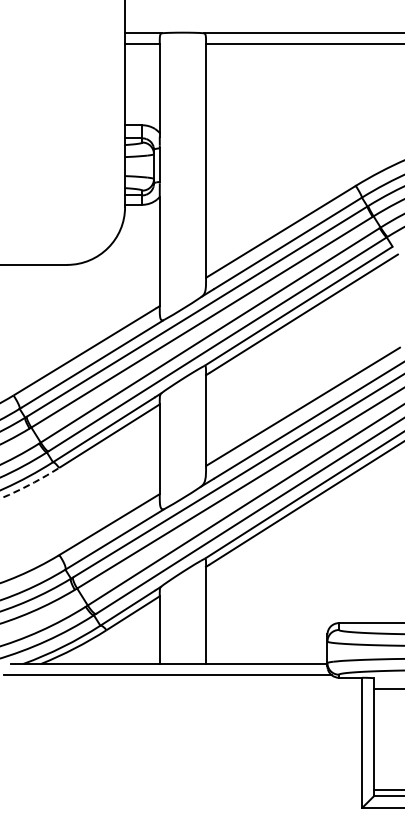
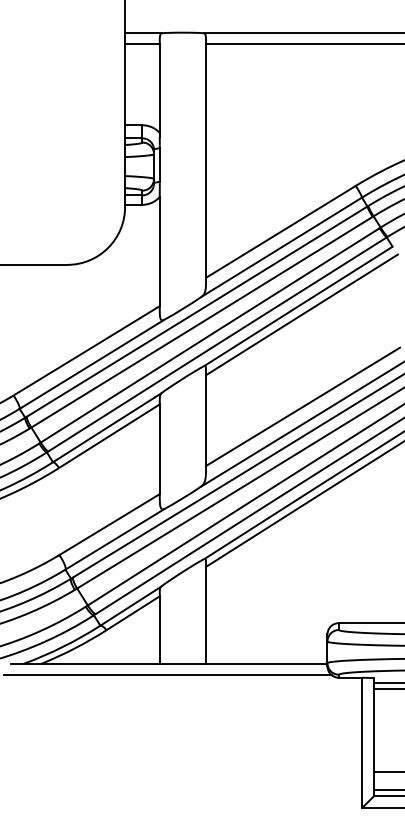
arc: dashed -> solid (30, 484)
line: none -> present (387, 682)
line: none -> present (387, 771)
